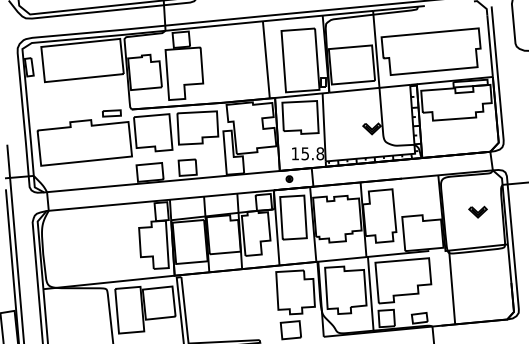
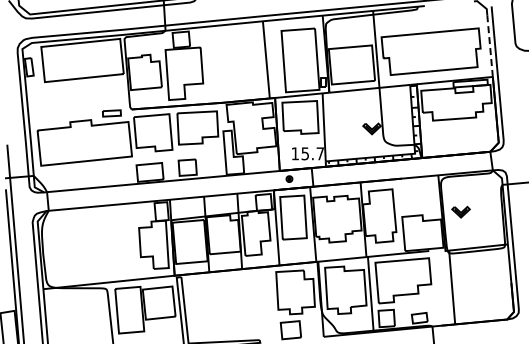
line: solid -> dashed (490, 46)
text: 15.8 -> 15.7 (320, 153)
part position: (477, 211) -> (460, 211) (460, 211)
